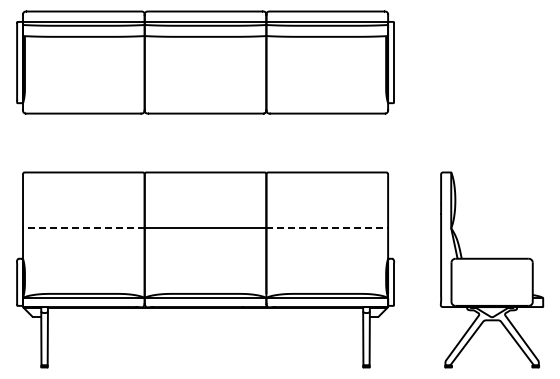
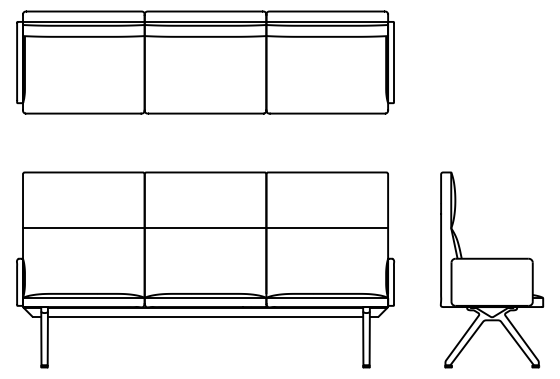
line: dashed -> solid (83, 228)
line: dashed -> solid (327, 228)
line: none -> present (205, 317)
